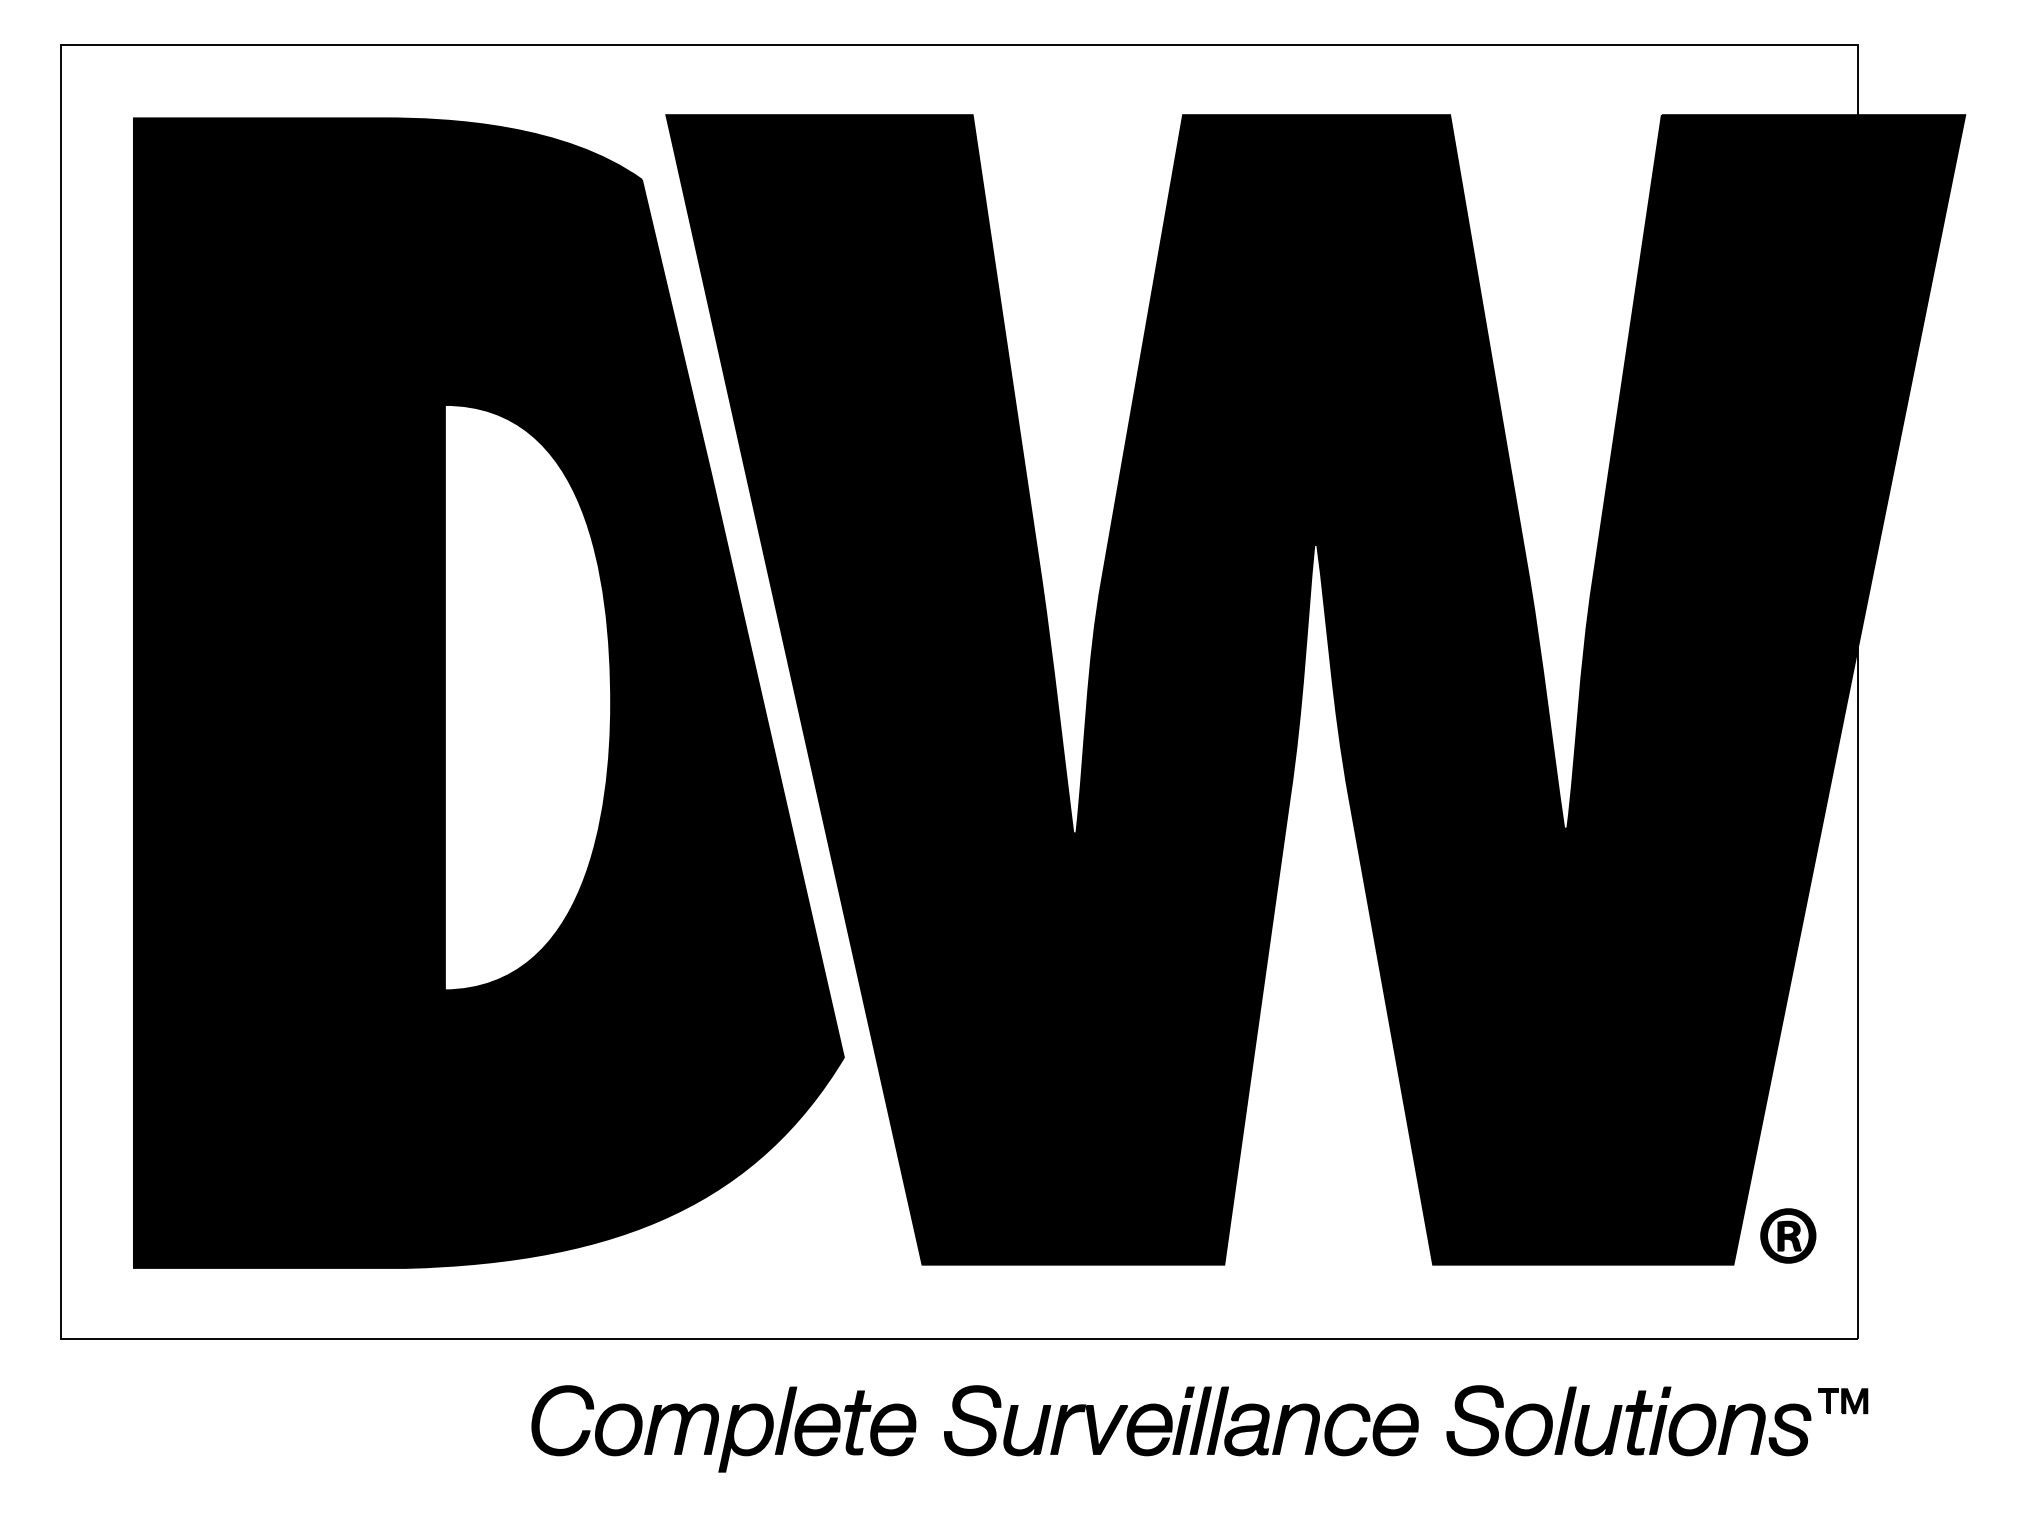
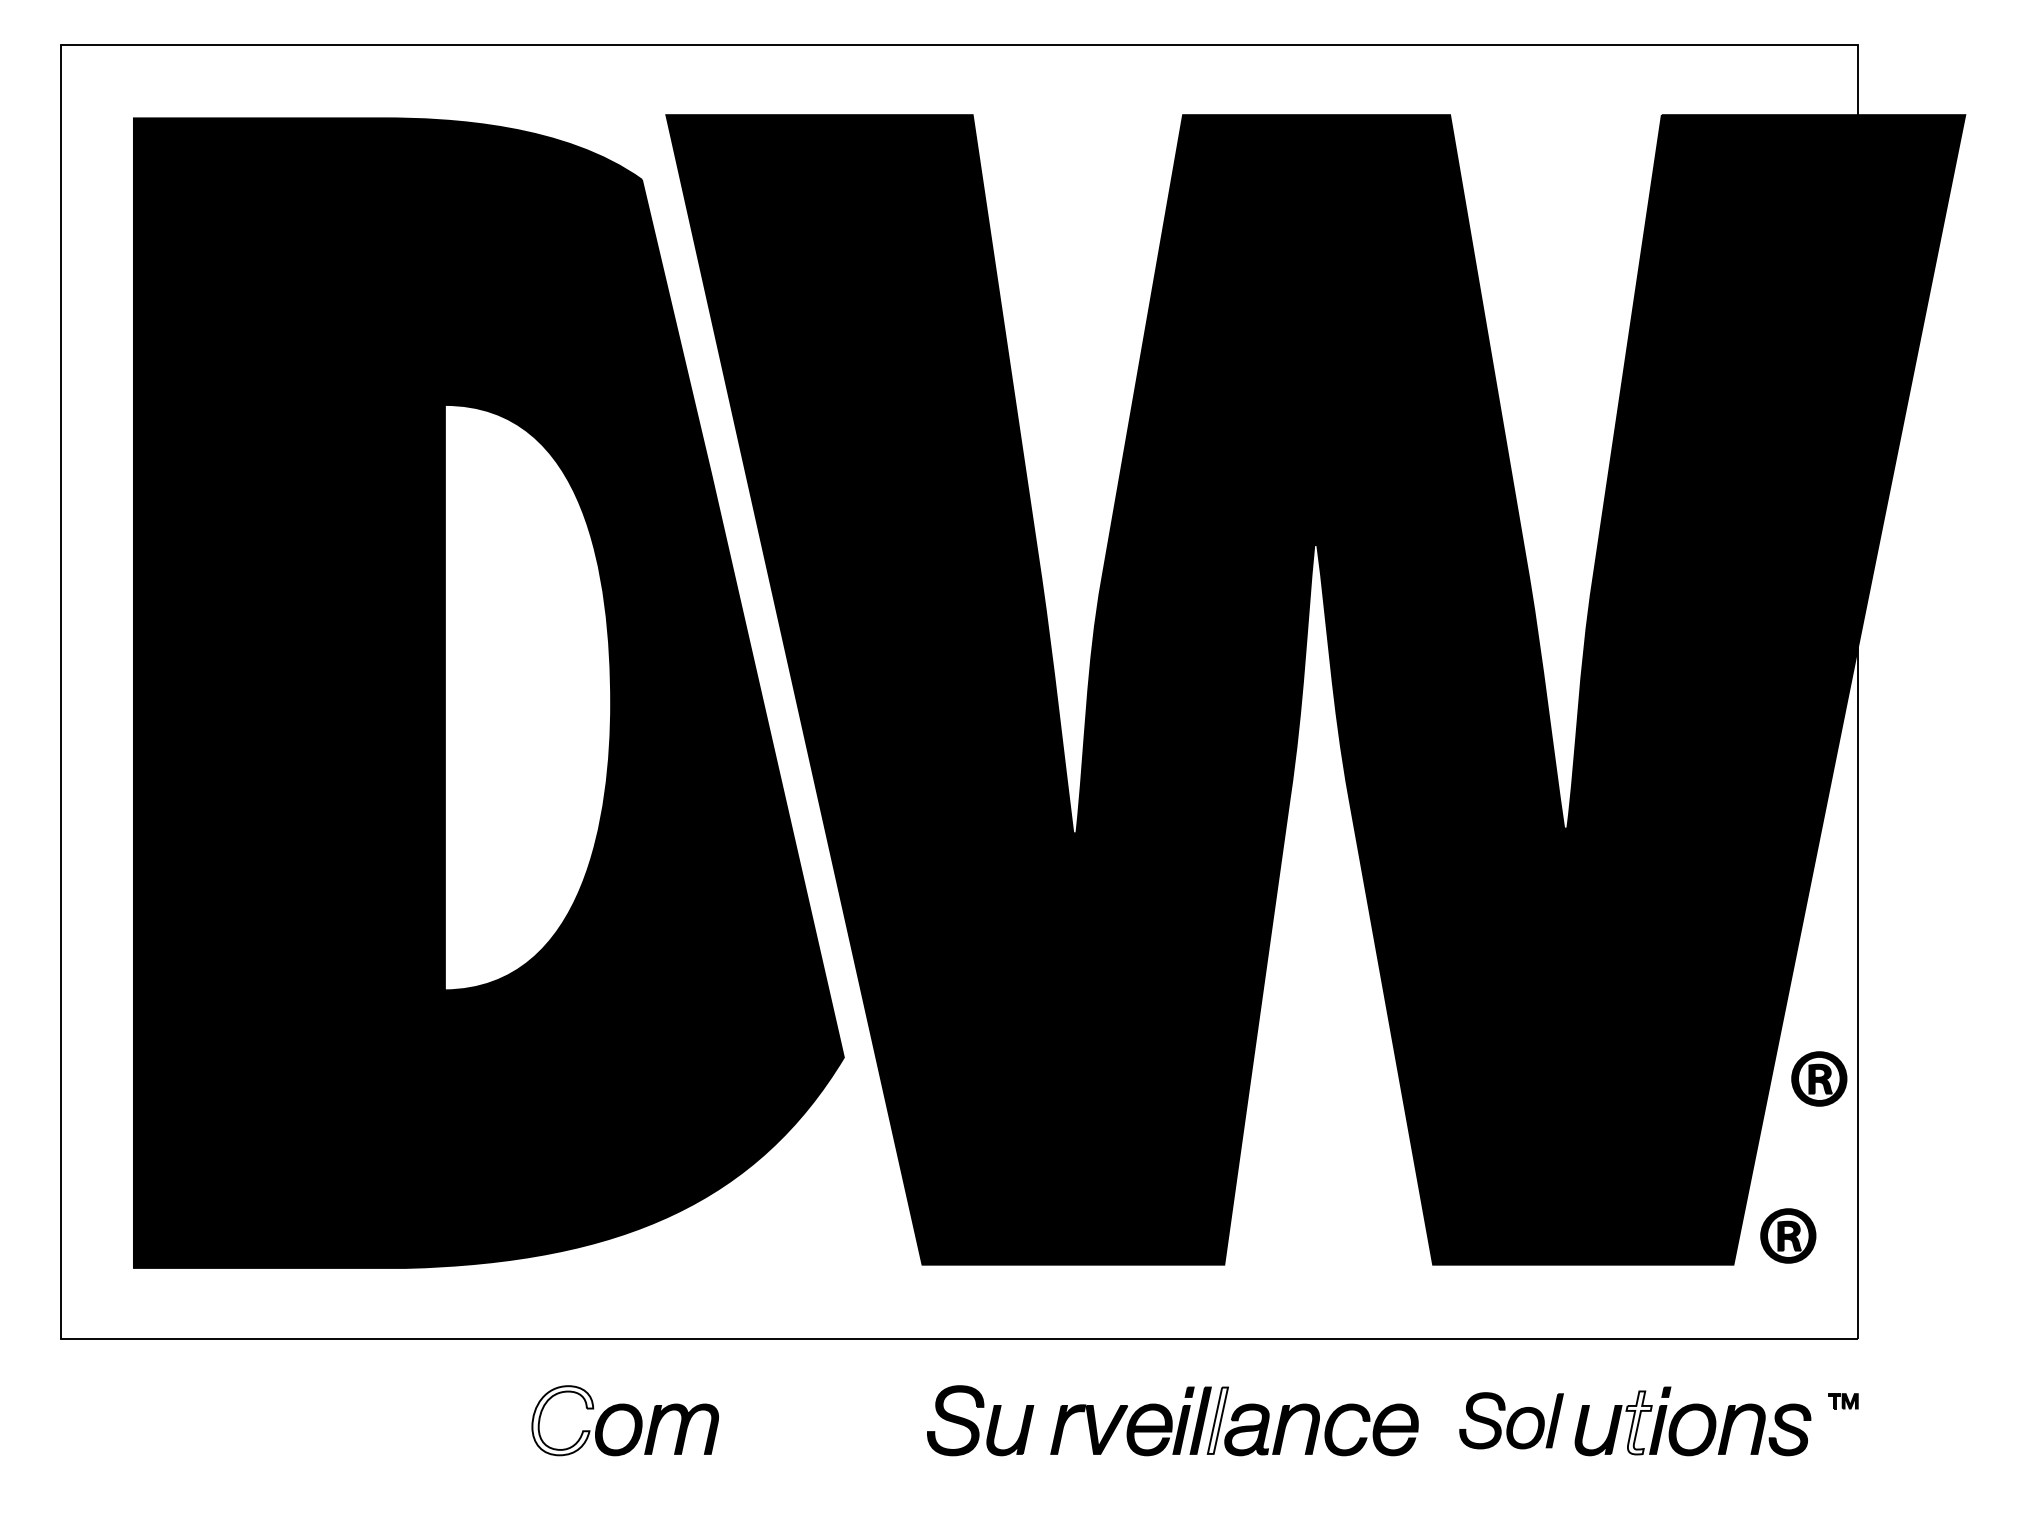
part: none -> present (1819, 1078)
part size: 51x27 px -> 31x17 px (1843, 1401)
fill: present -> none (562, 1420)
fill: present -> none (1217, 1420)
part size: 131x72 px -> 105x58 px (1511, 1420)
fill: present -> none (1638, 1422)
part position: (992, 1424) -> (975, 1424) (975, 1424)
part: present -> none (817, 1429)
